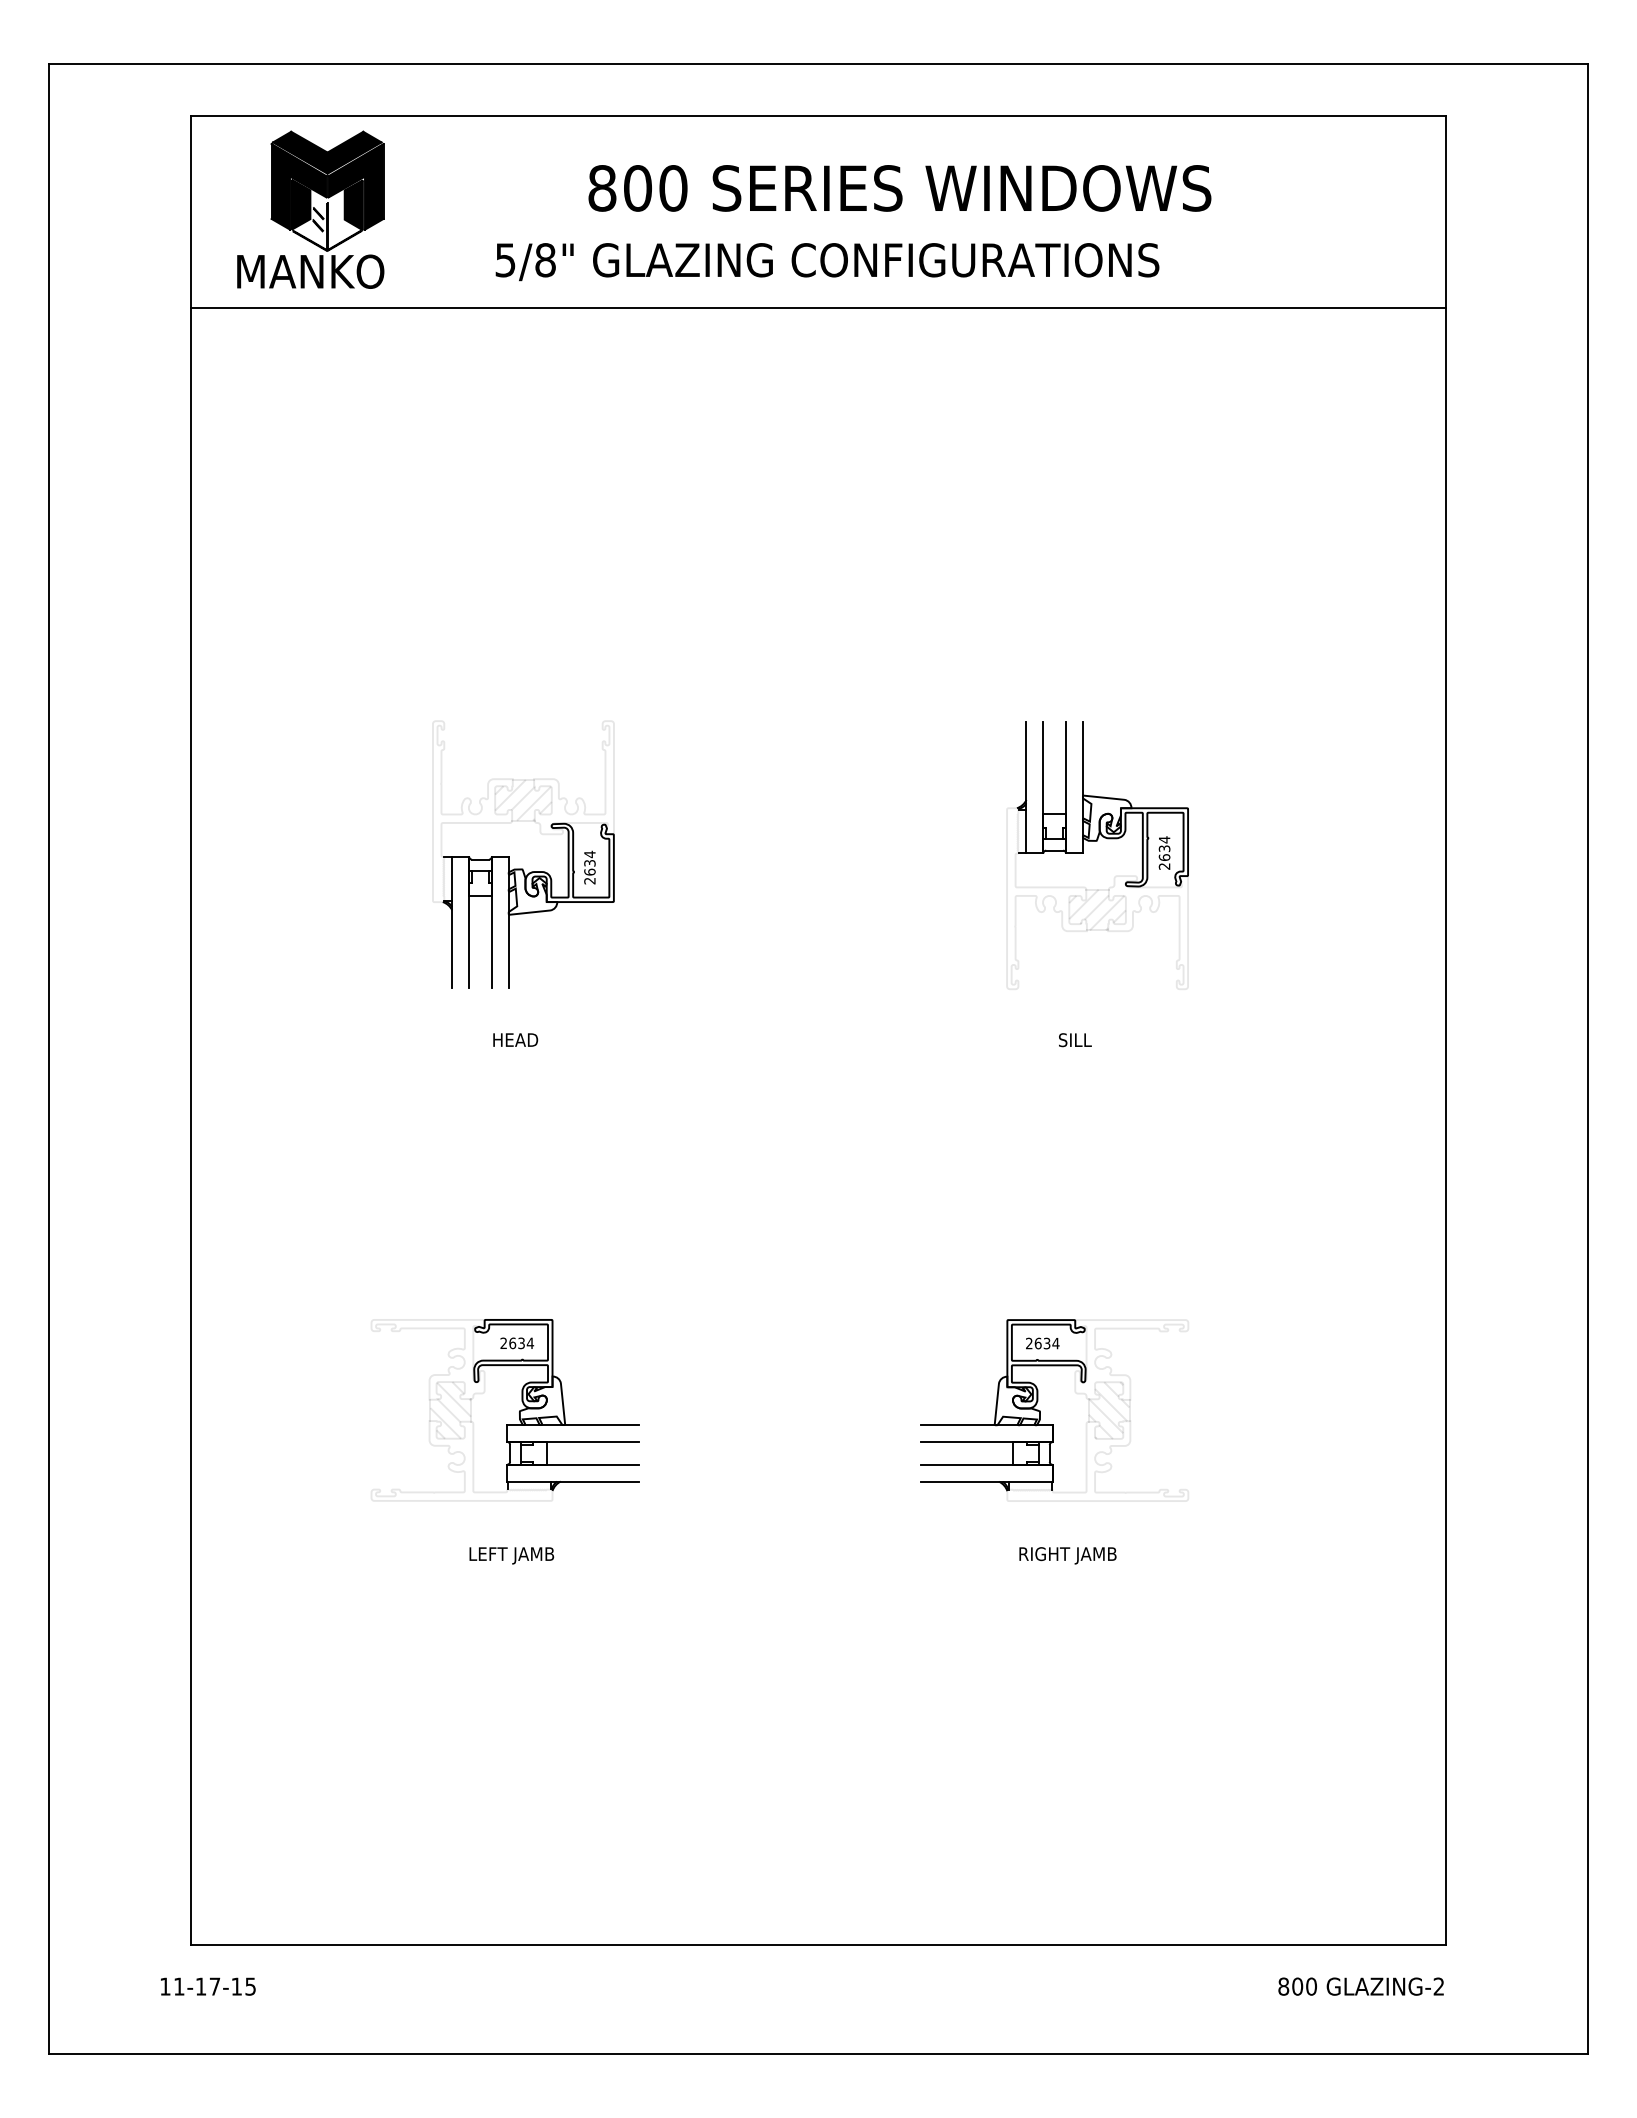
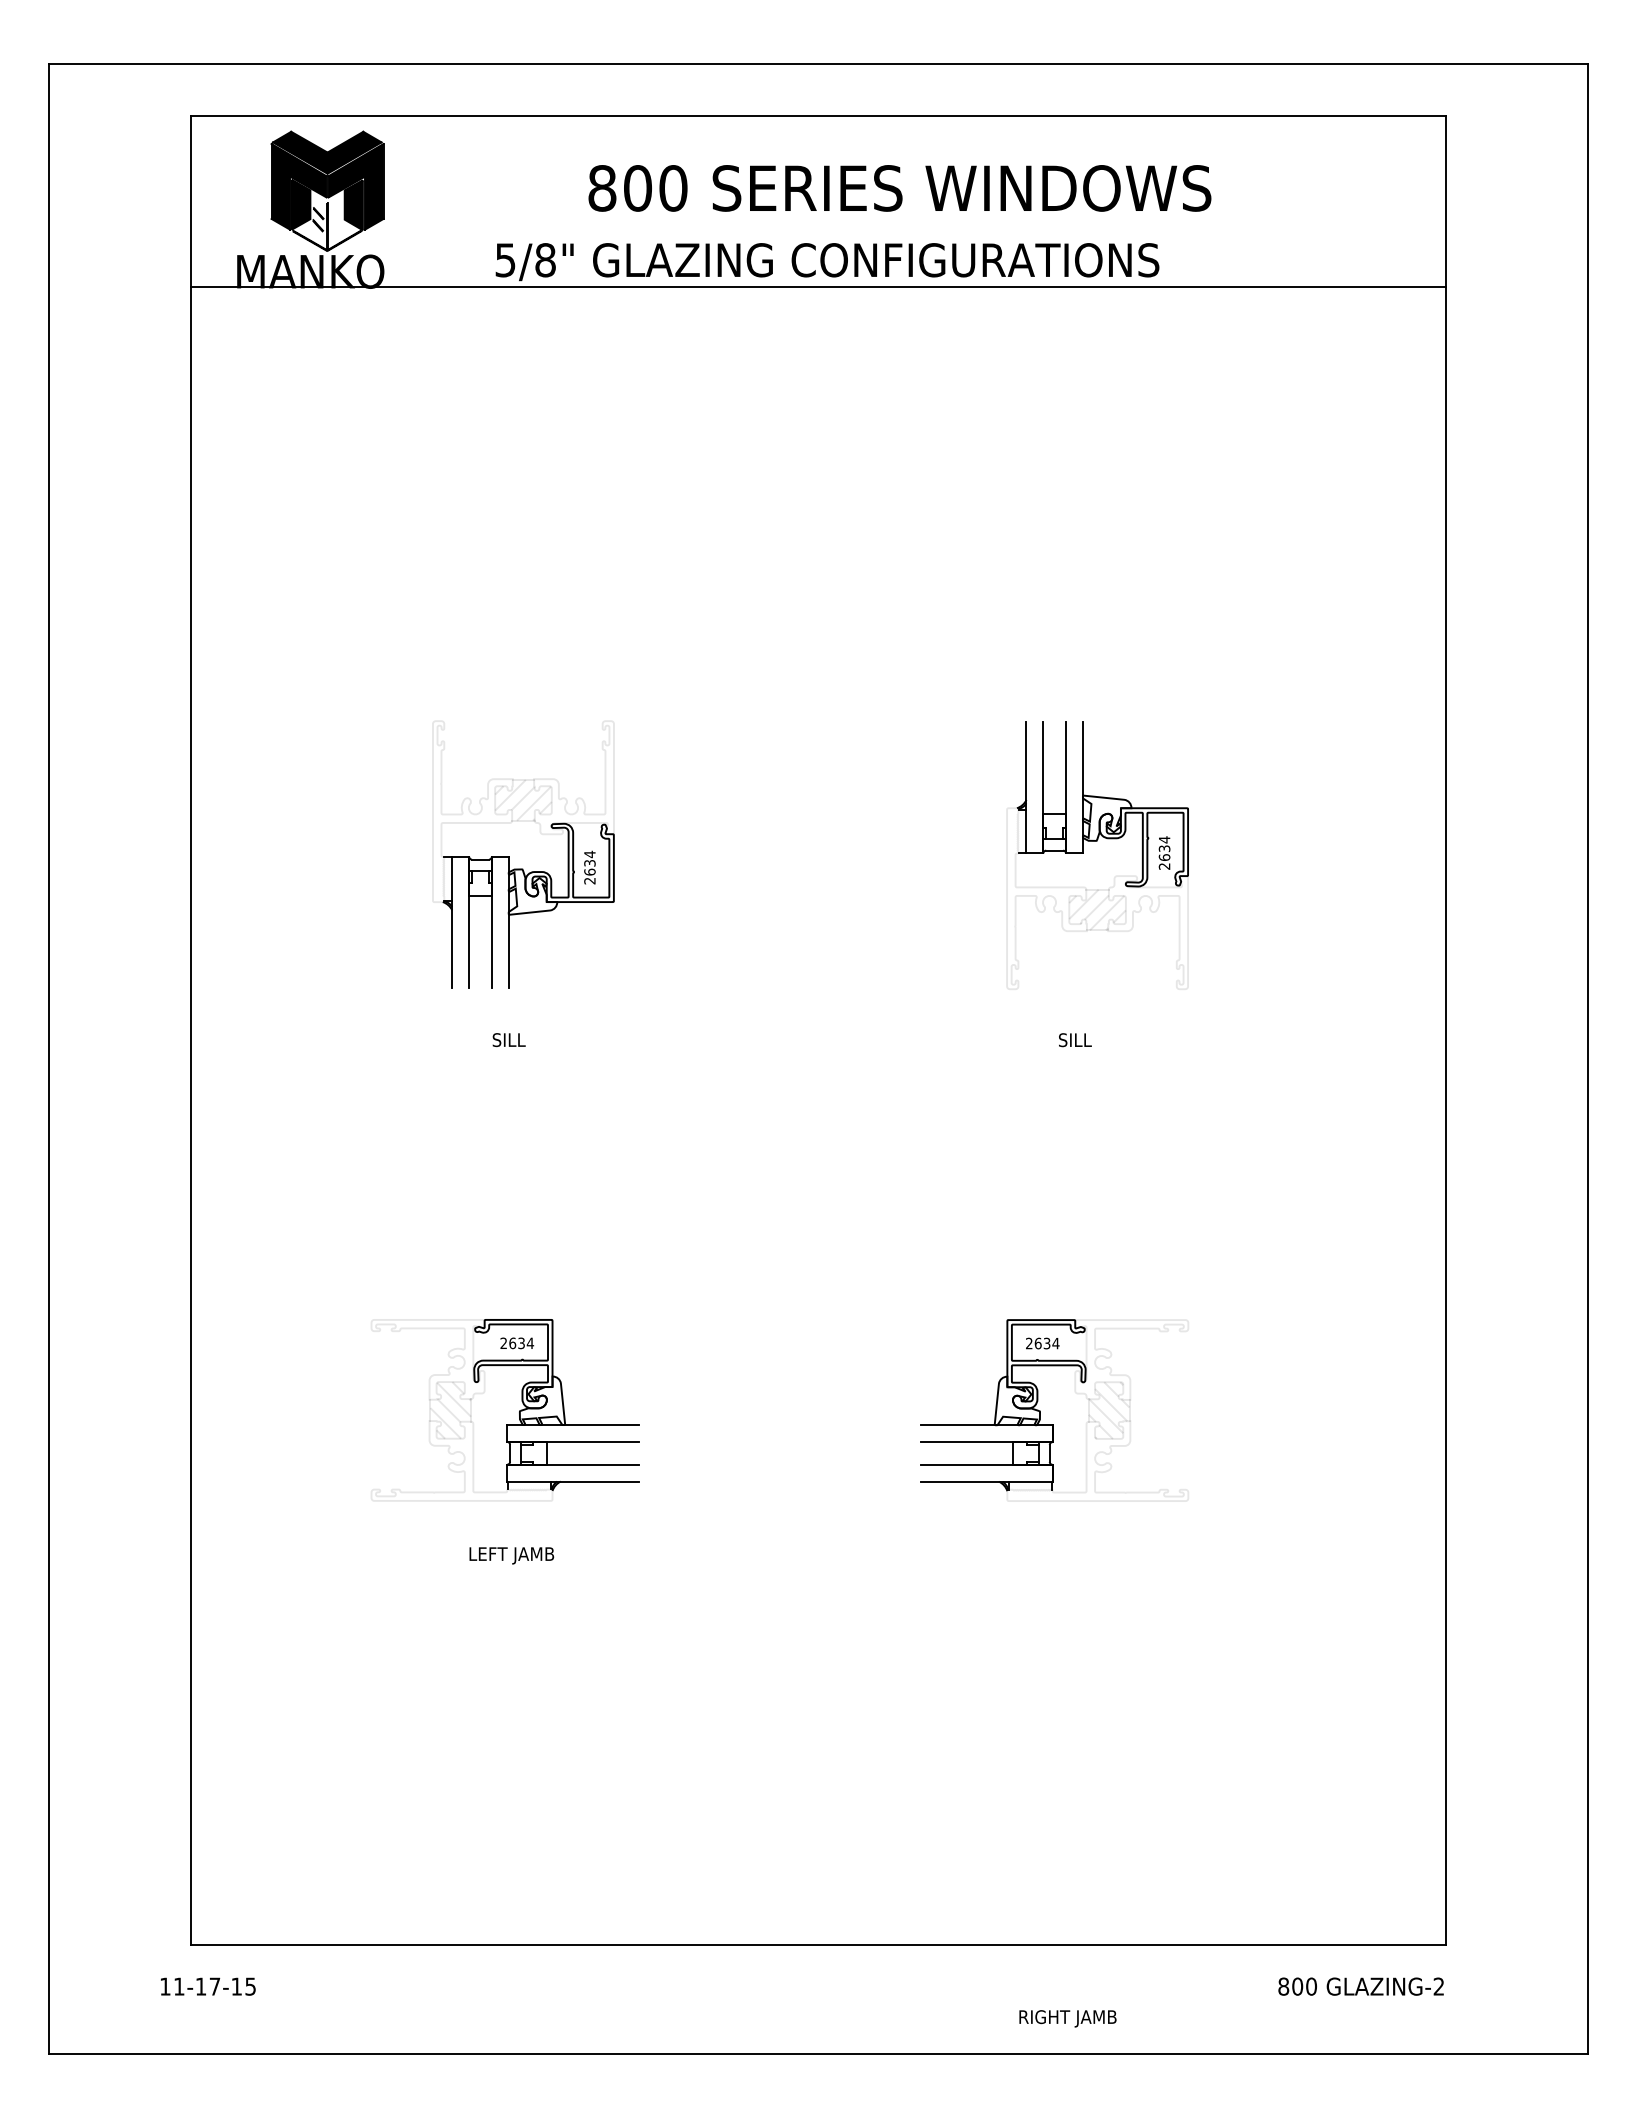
line position: (818, 307) -> (818, 286) (818, 286)
text: HEAD -> SILL (515, 1040)
text position: (1067, 1555) -> (1067, 2018) (1067, 2018)
